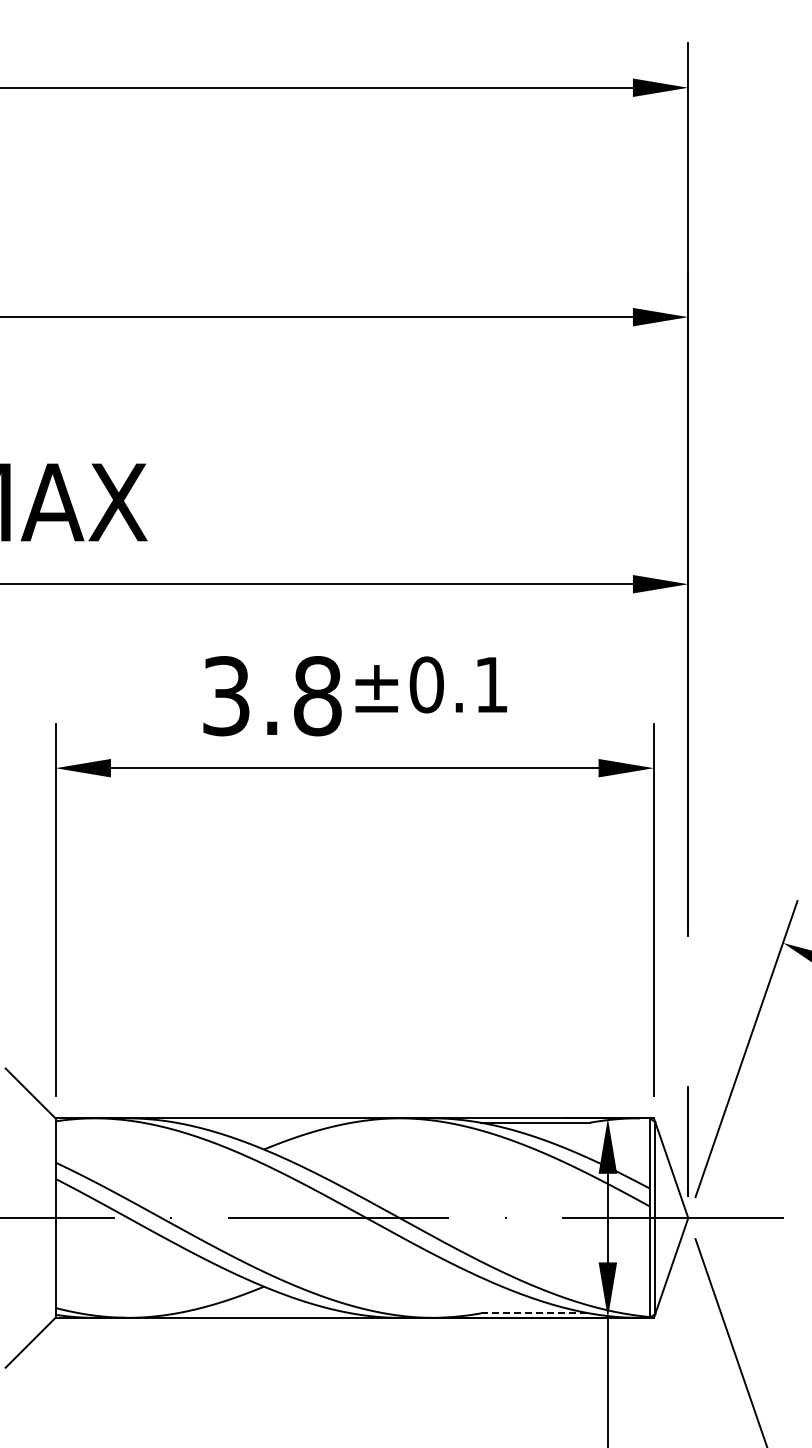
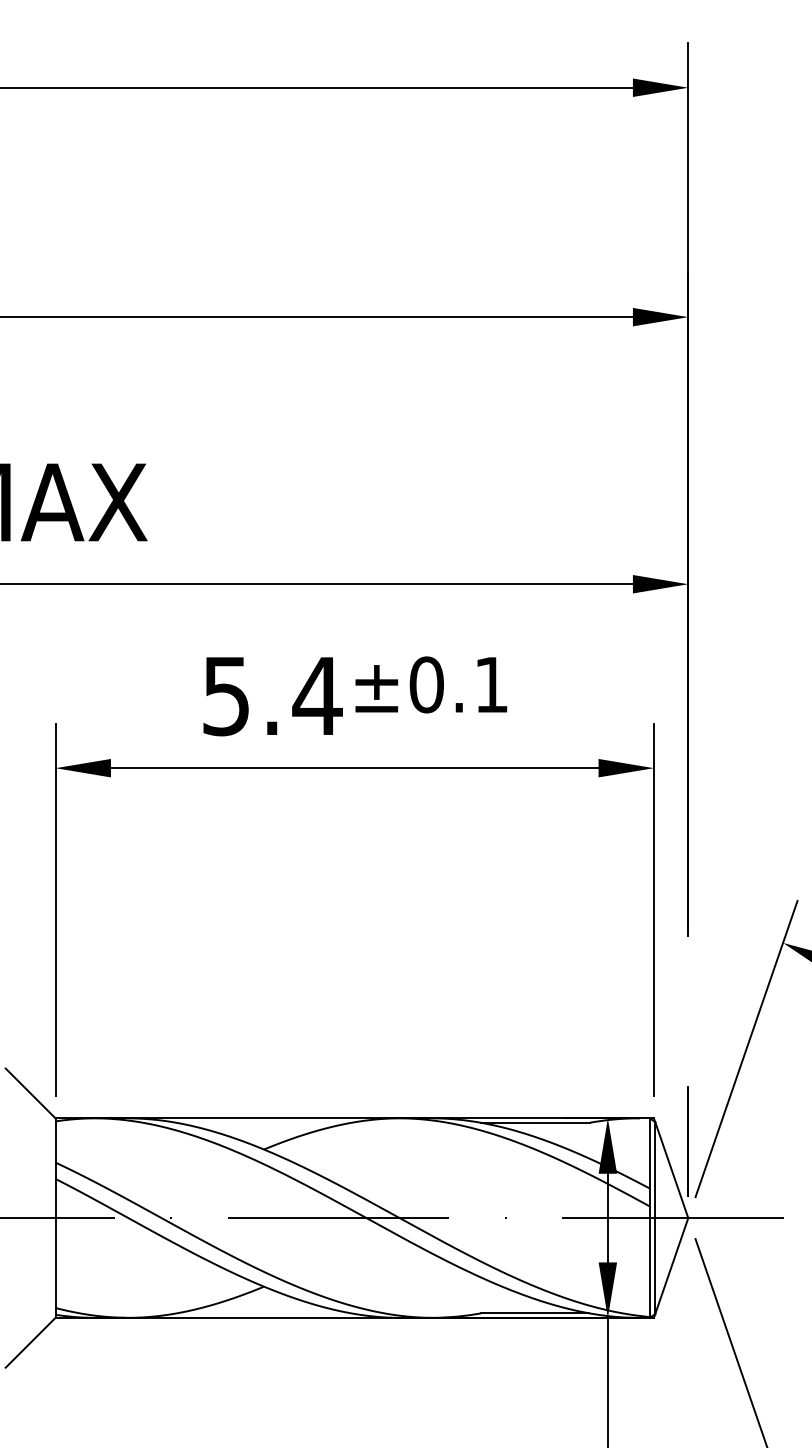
text: 3.8 -> 5.4 (272, 696)
line: dashed -> solid (535, 1313)
